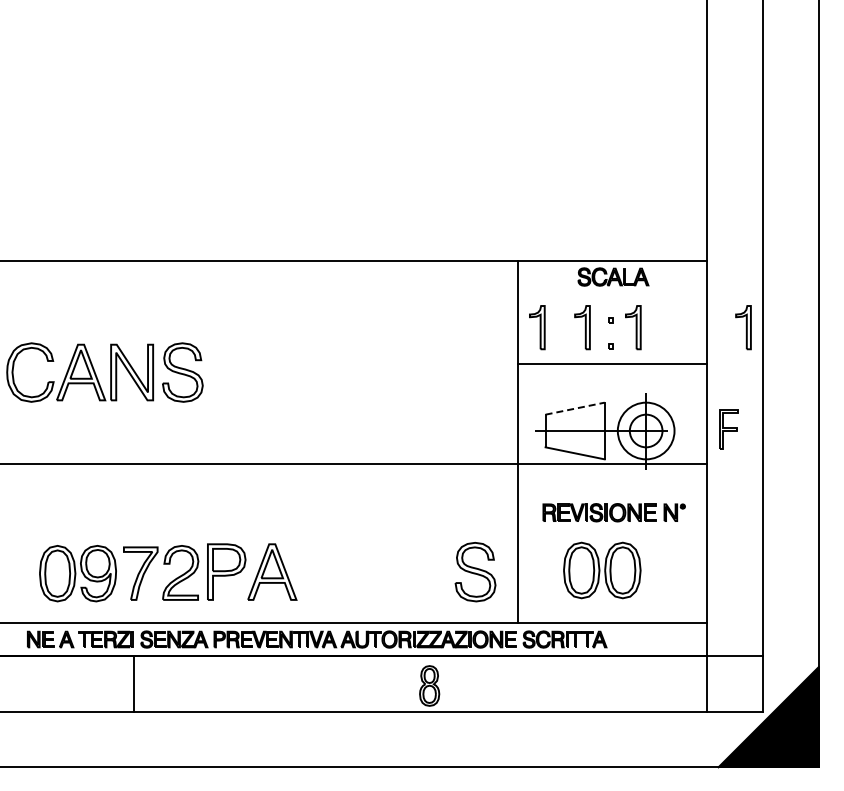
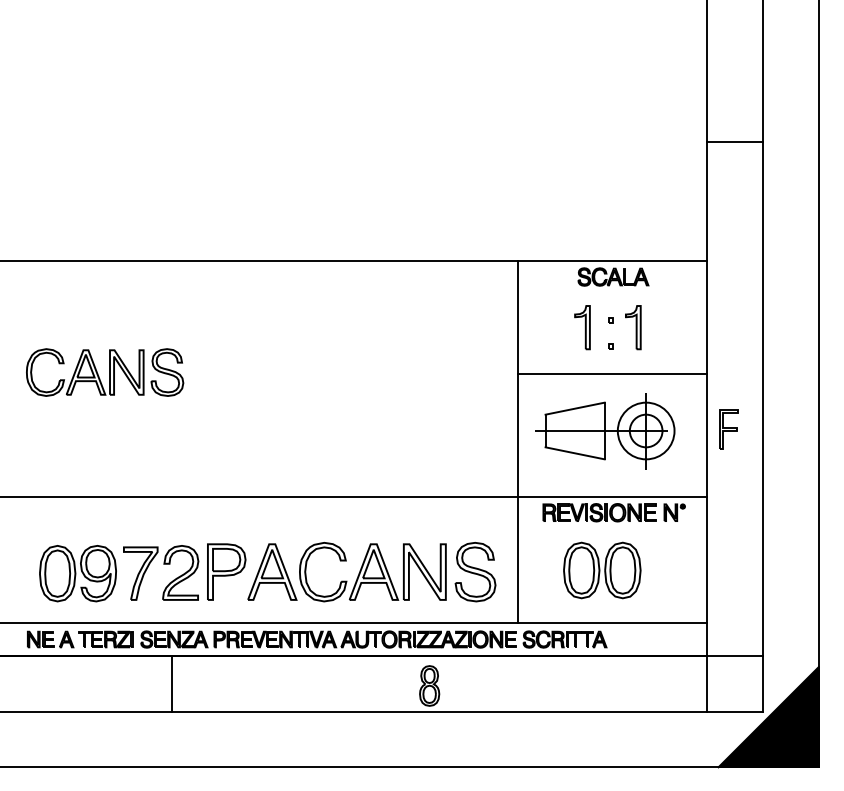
line: none -> present (735, 142)
part: present -> none (537, 327)
part: present -> none (743, 327)
line position: (612, 363) -> (612, 373) (612, 373)
part size: 198x61 px -> 159x49 px (105, 372)
line: dashed -> solid (575, 408)
line position: (354, 463) -> (354, 496) (354, 496)
part: none -> present (372, 572)
line position: (133, 683) -> (171, 683) (171, 683)
